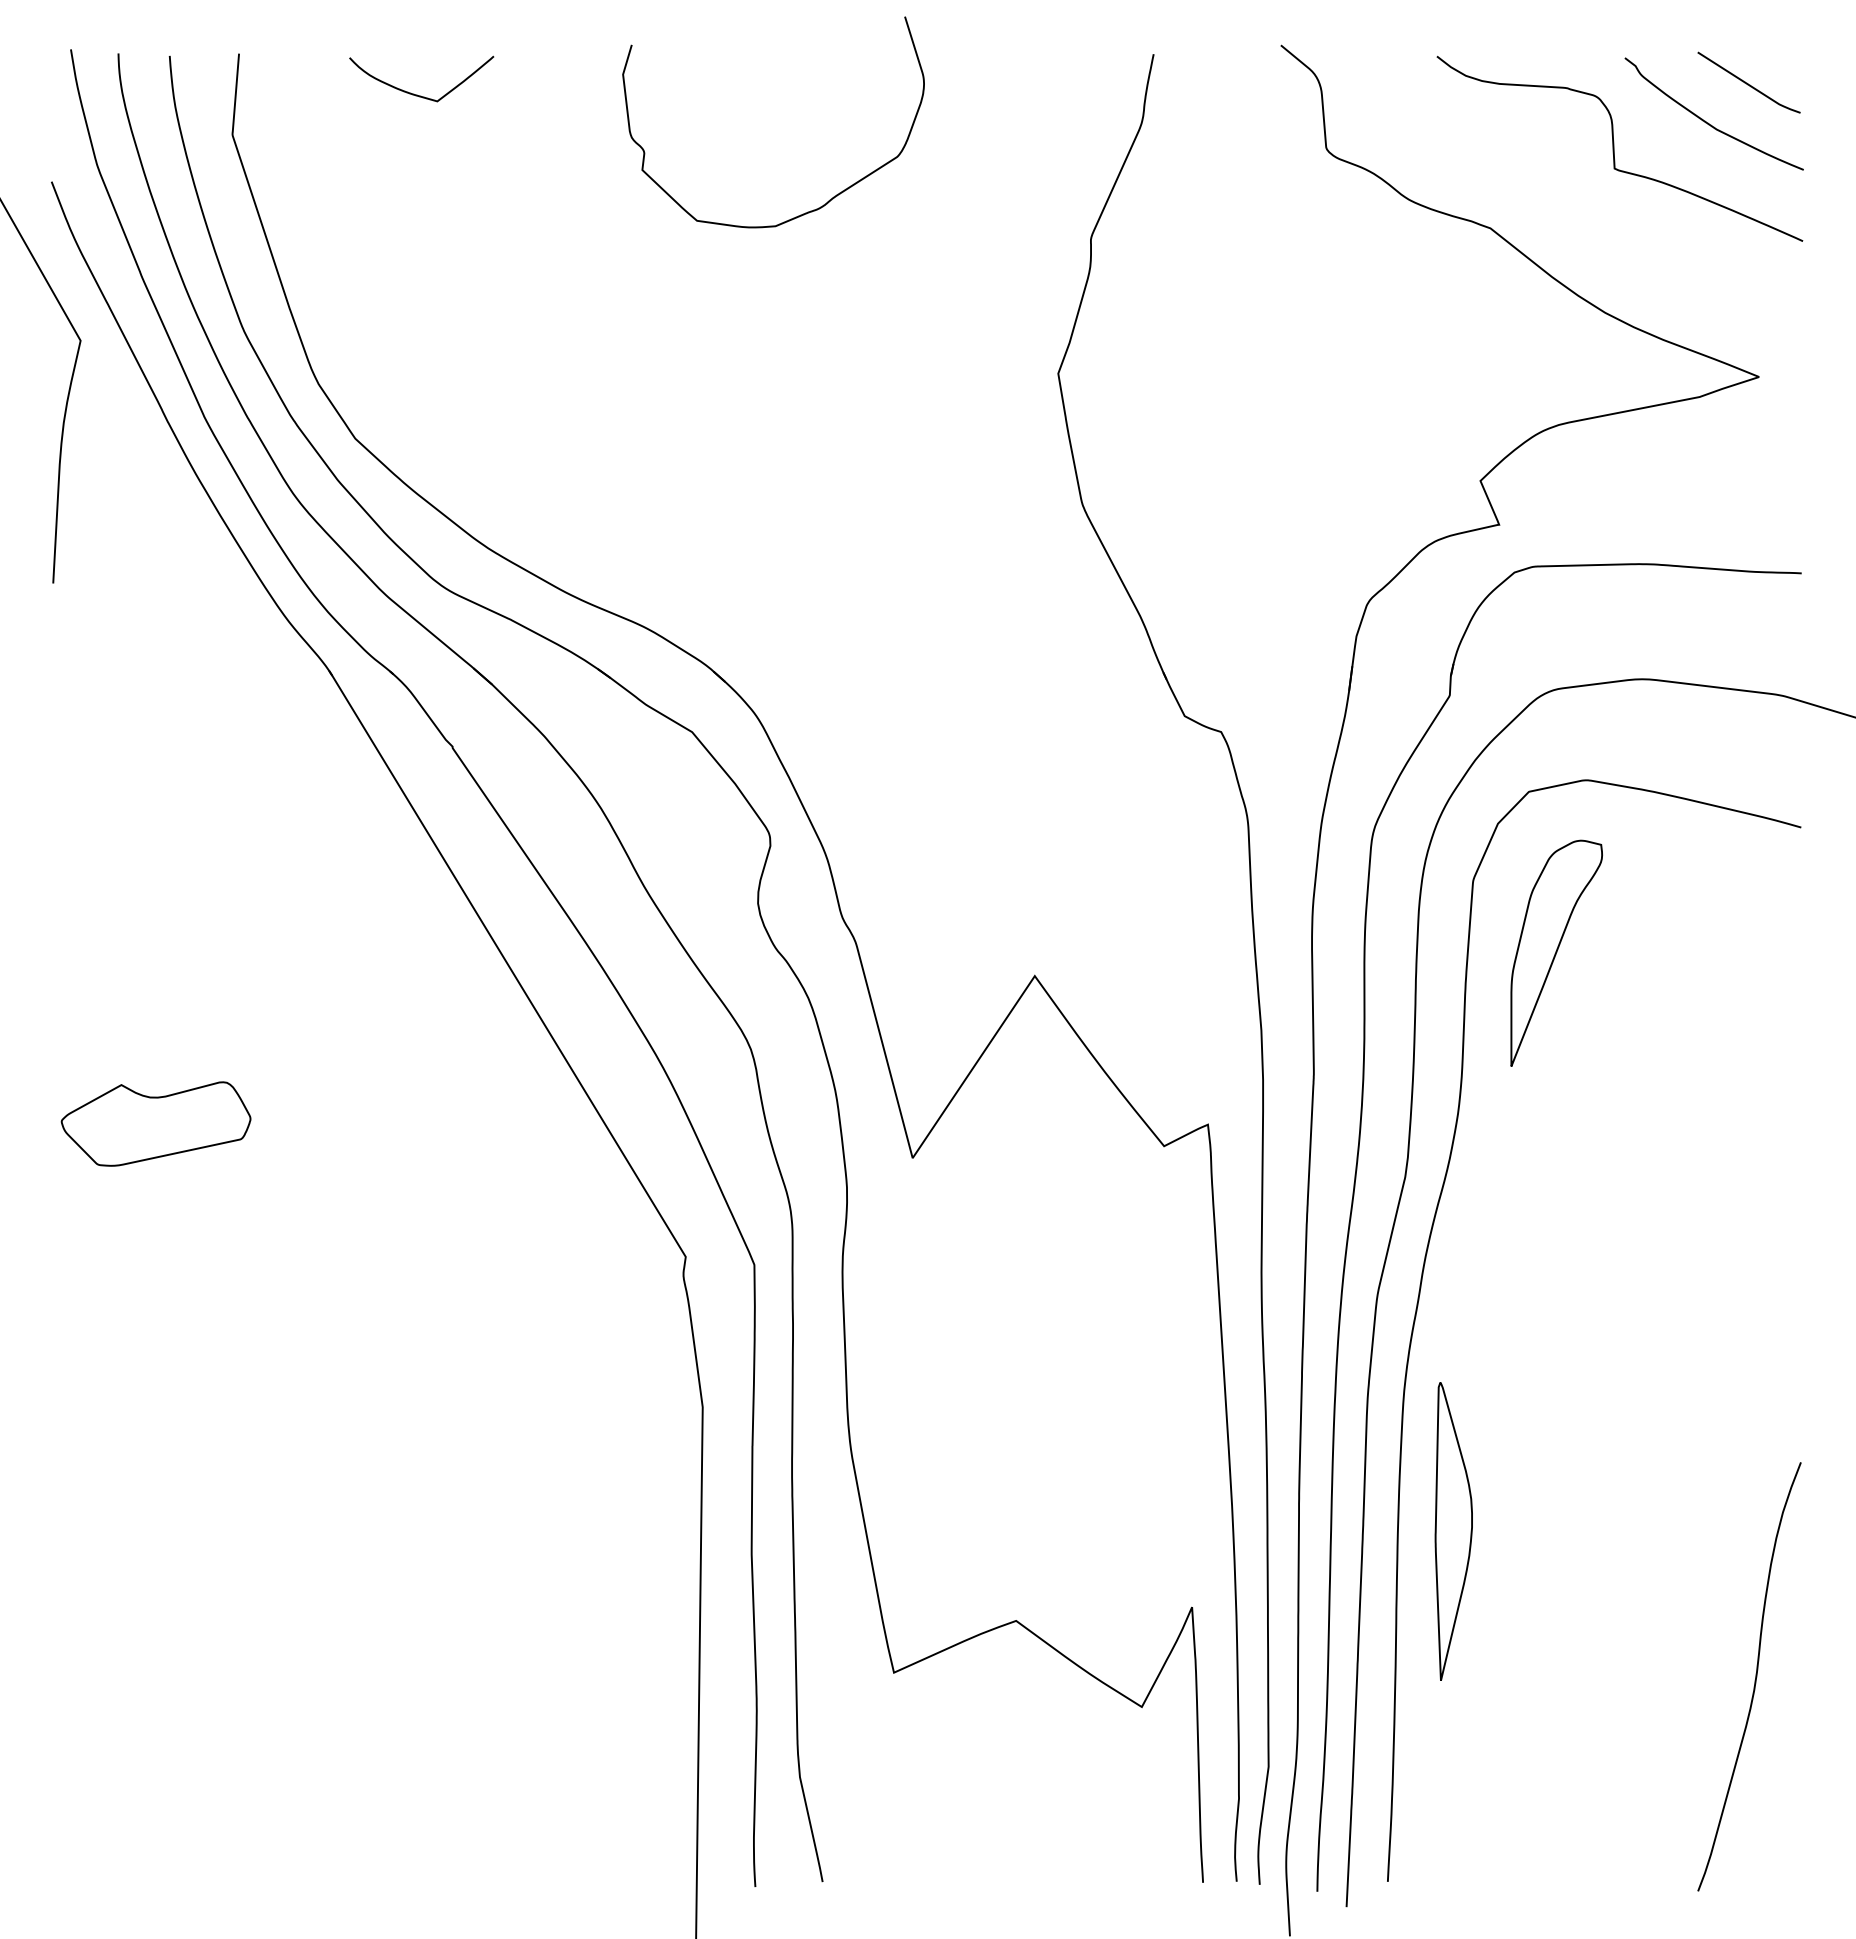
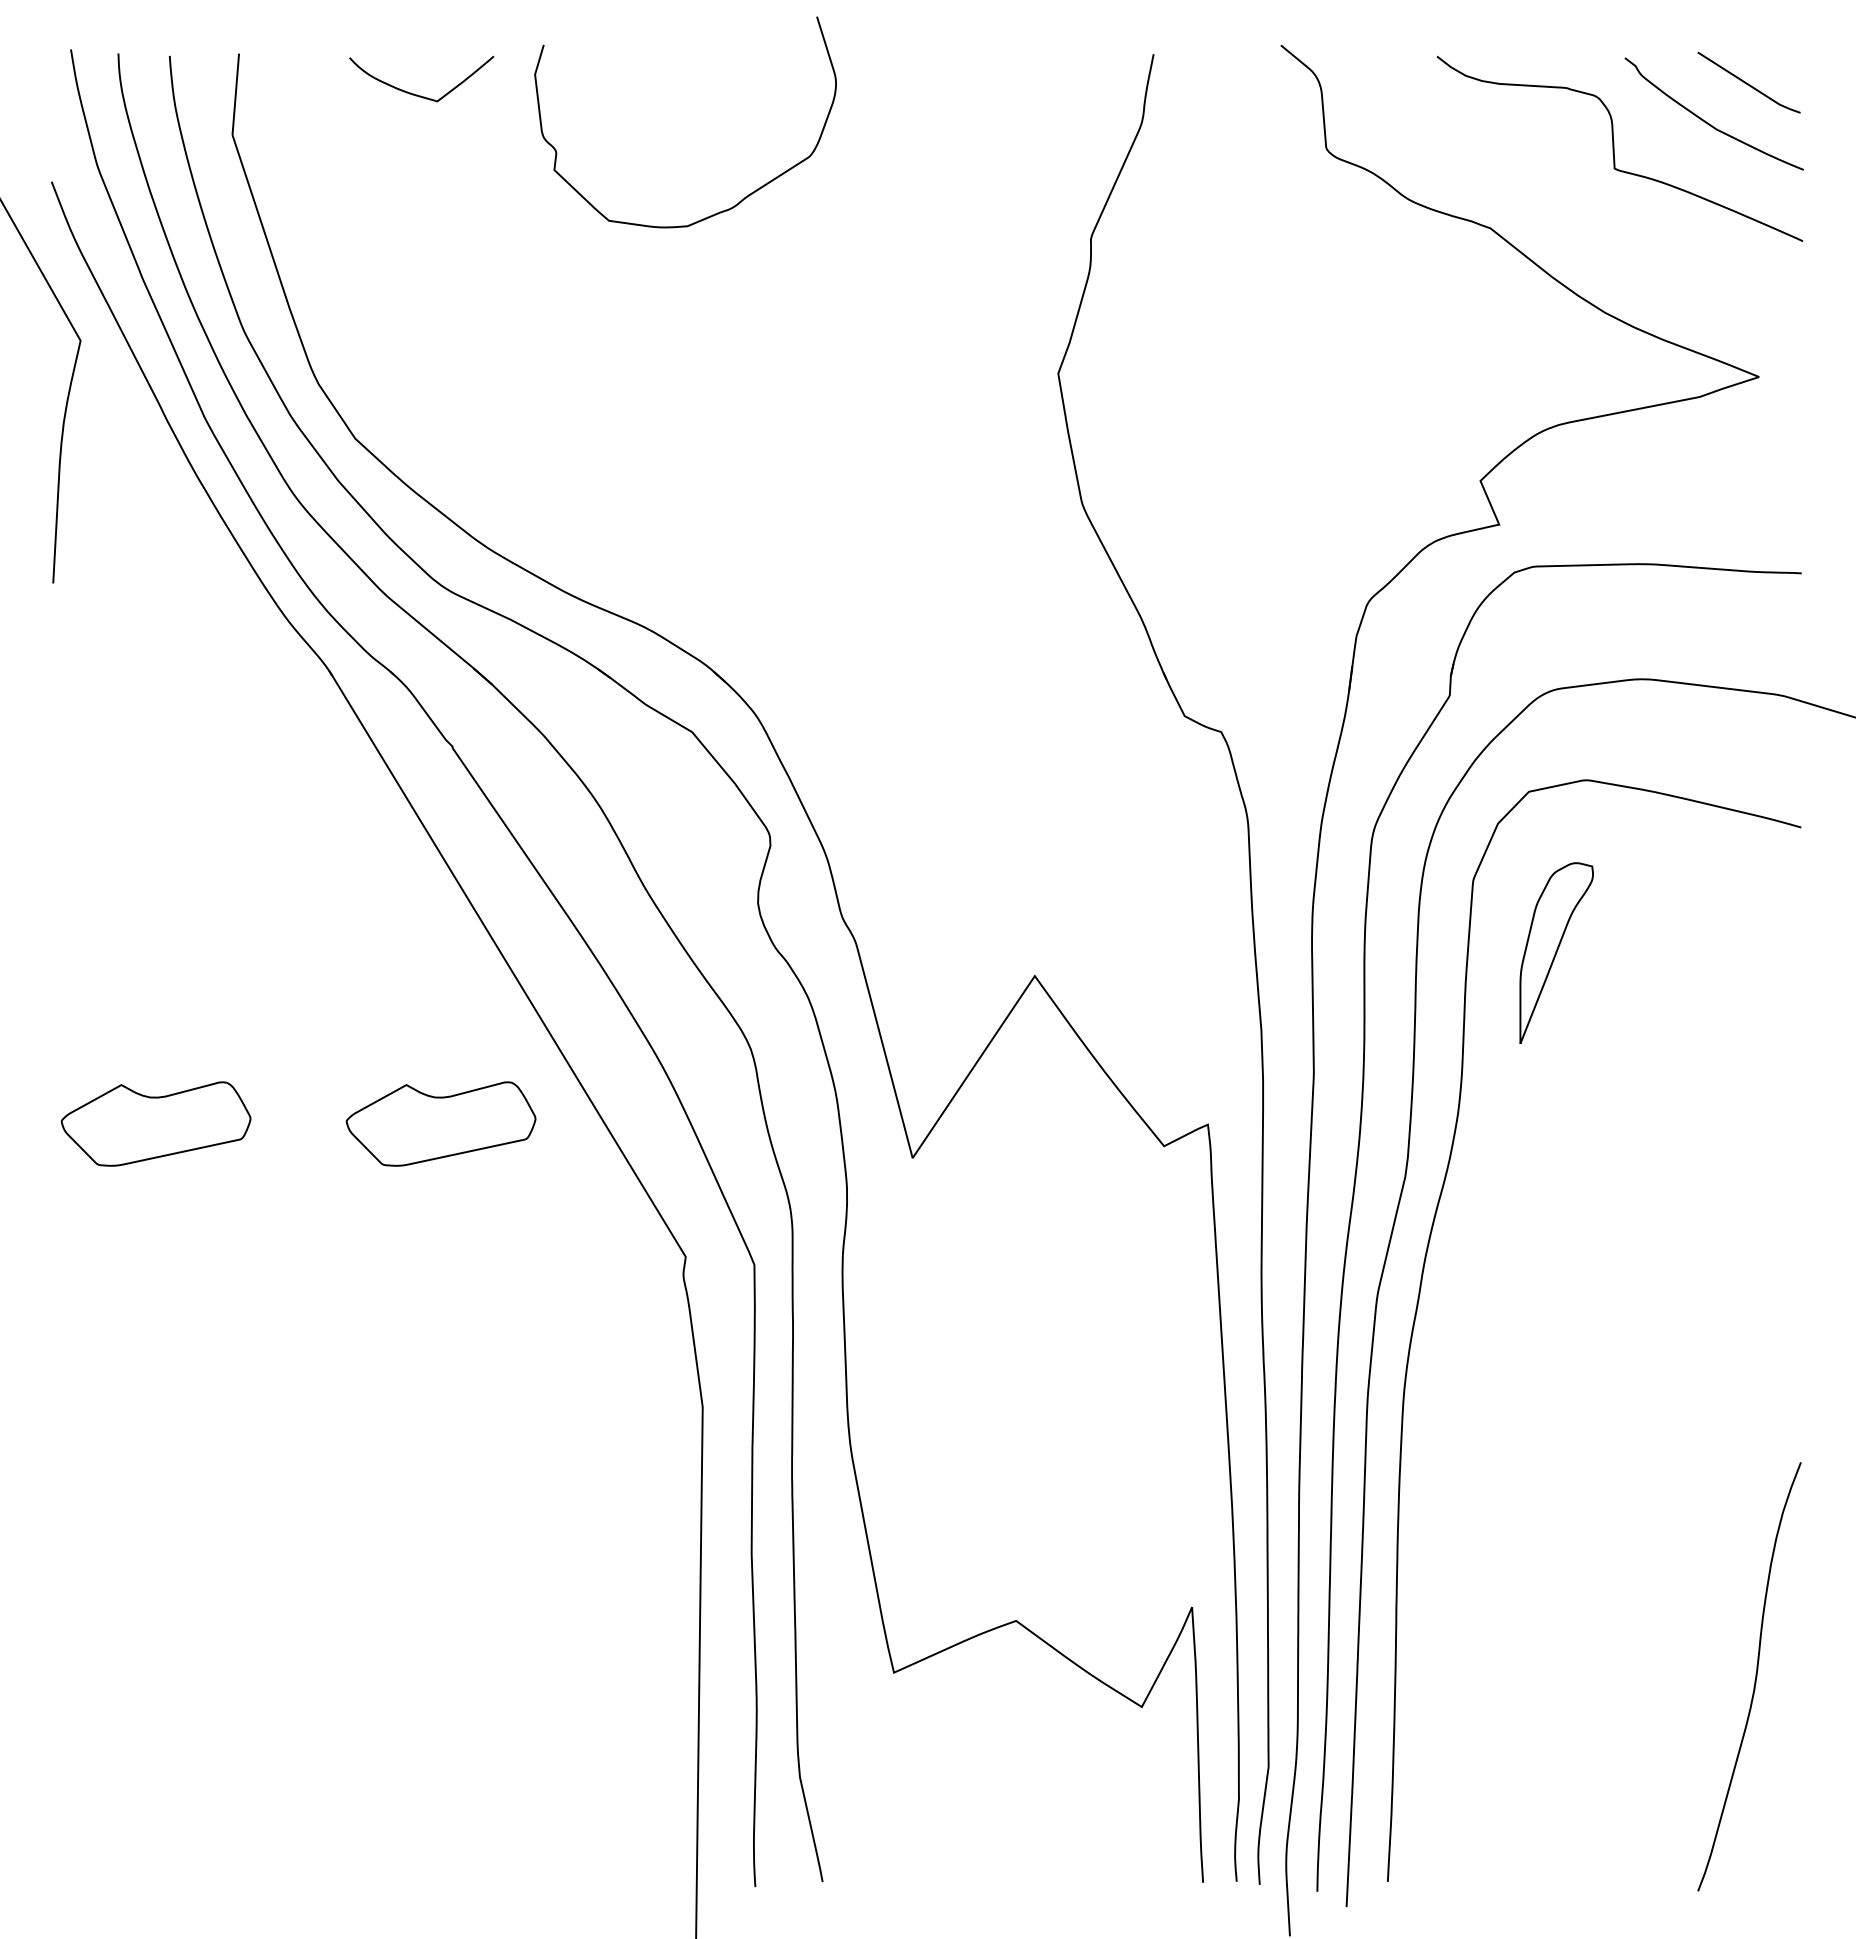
curve position: (829, 199) -> (741, 199) (741, 199)
part size: 93x228 px -> 75x182 px (1556, 952)
part: none -> present (440, 1123)
part: present -> none (1453, 1531)
